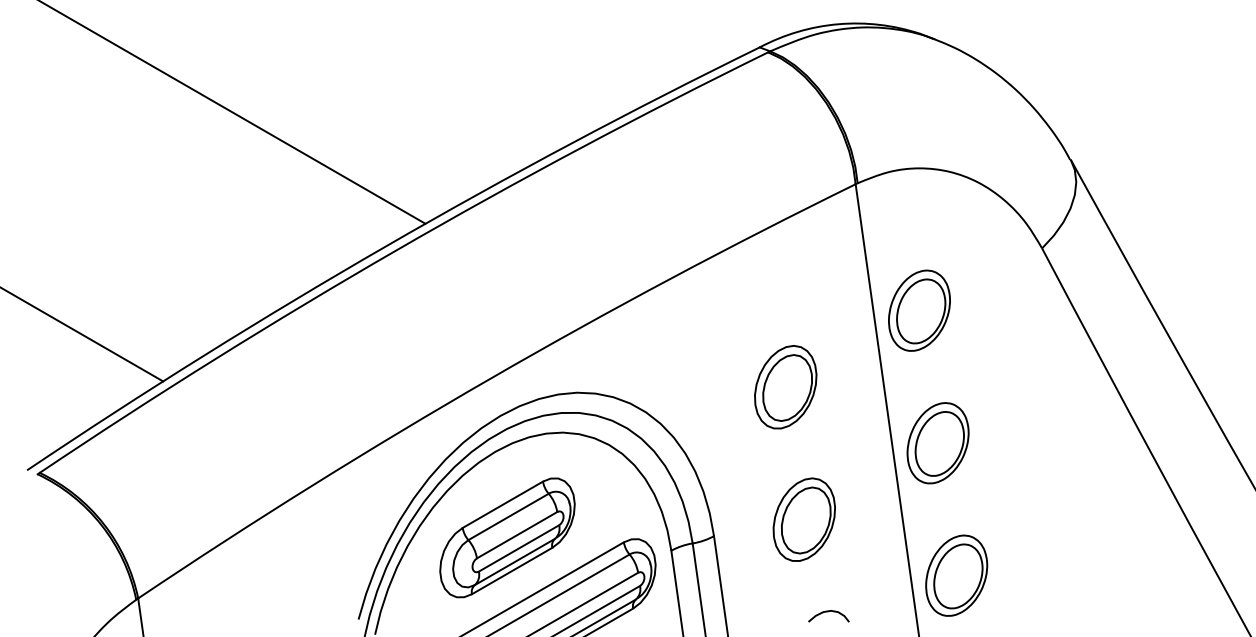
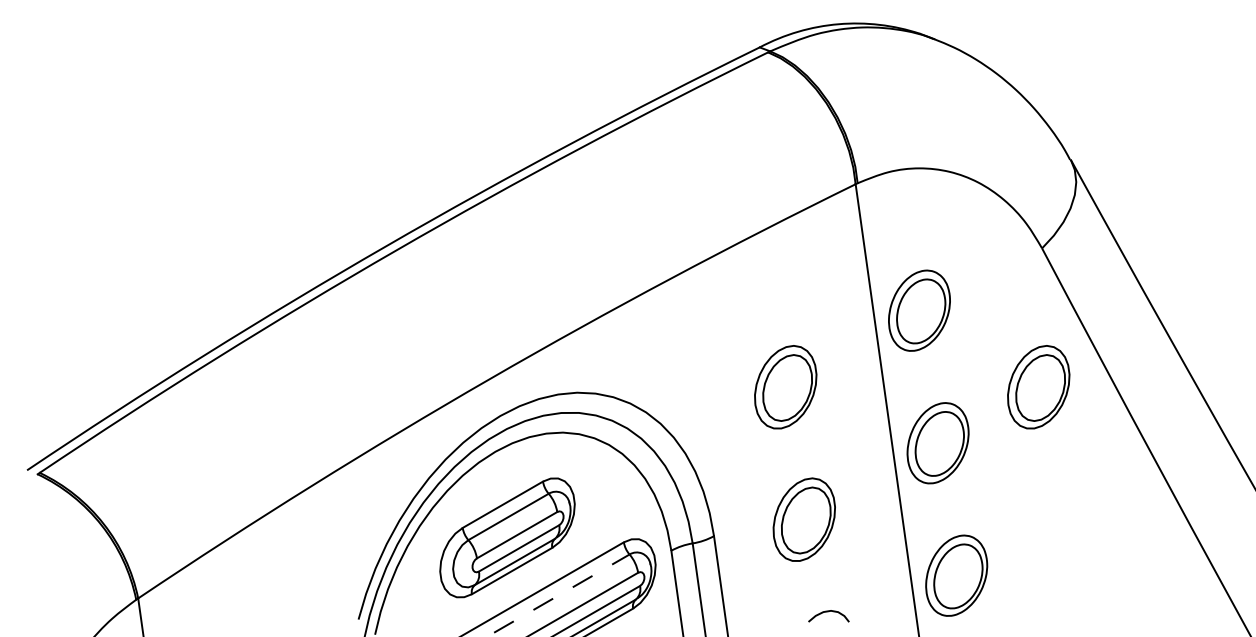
line: present -> none (233, 112)
line: present -> none (82, 334)
part: none -> present (1038, 387)
line: solid -> dashed (558, 595)
